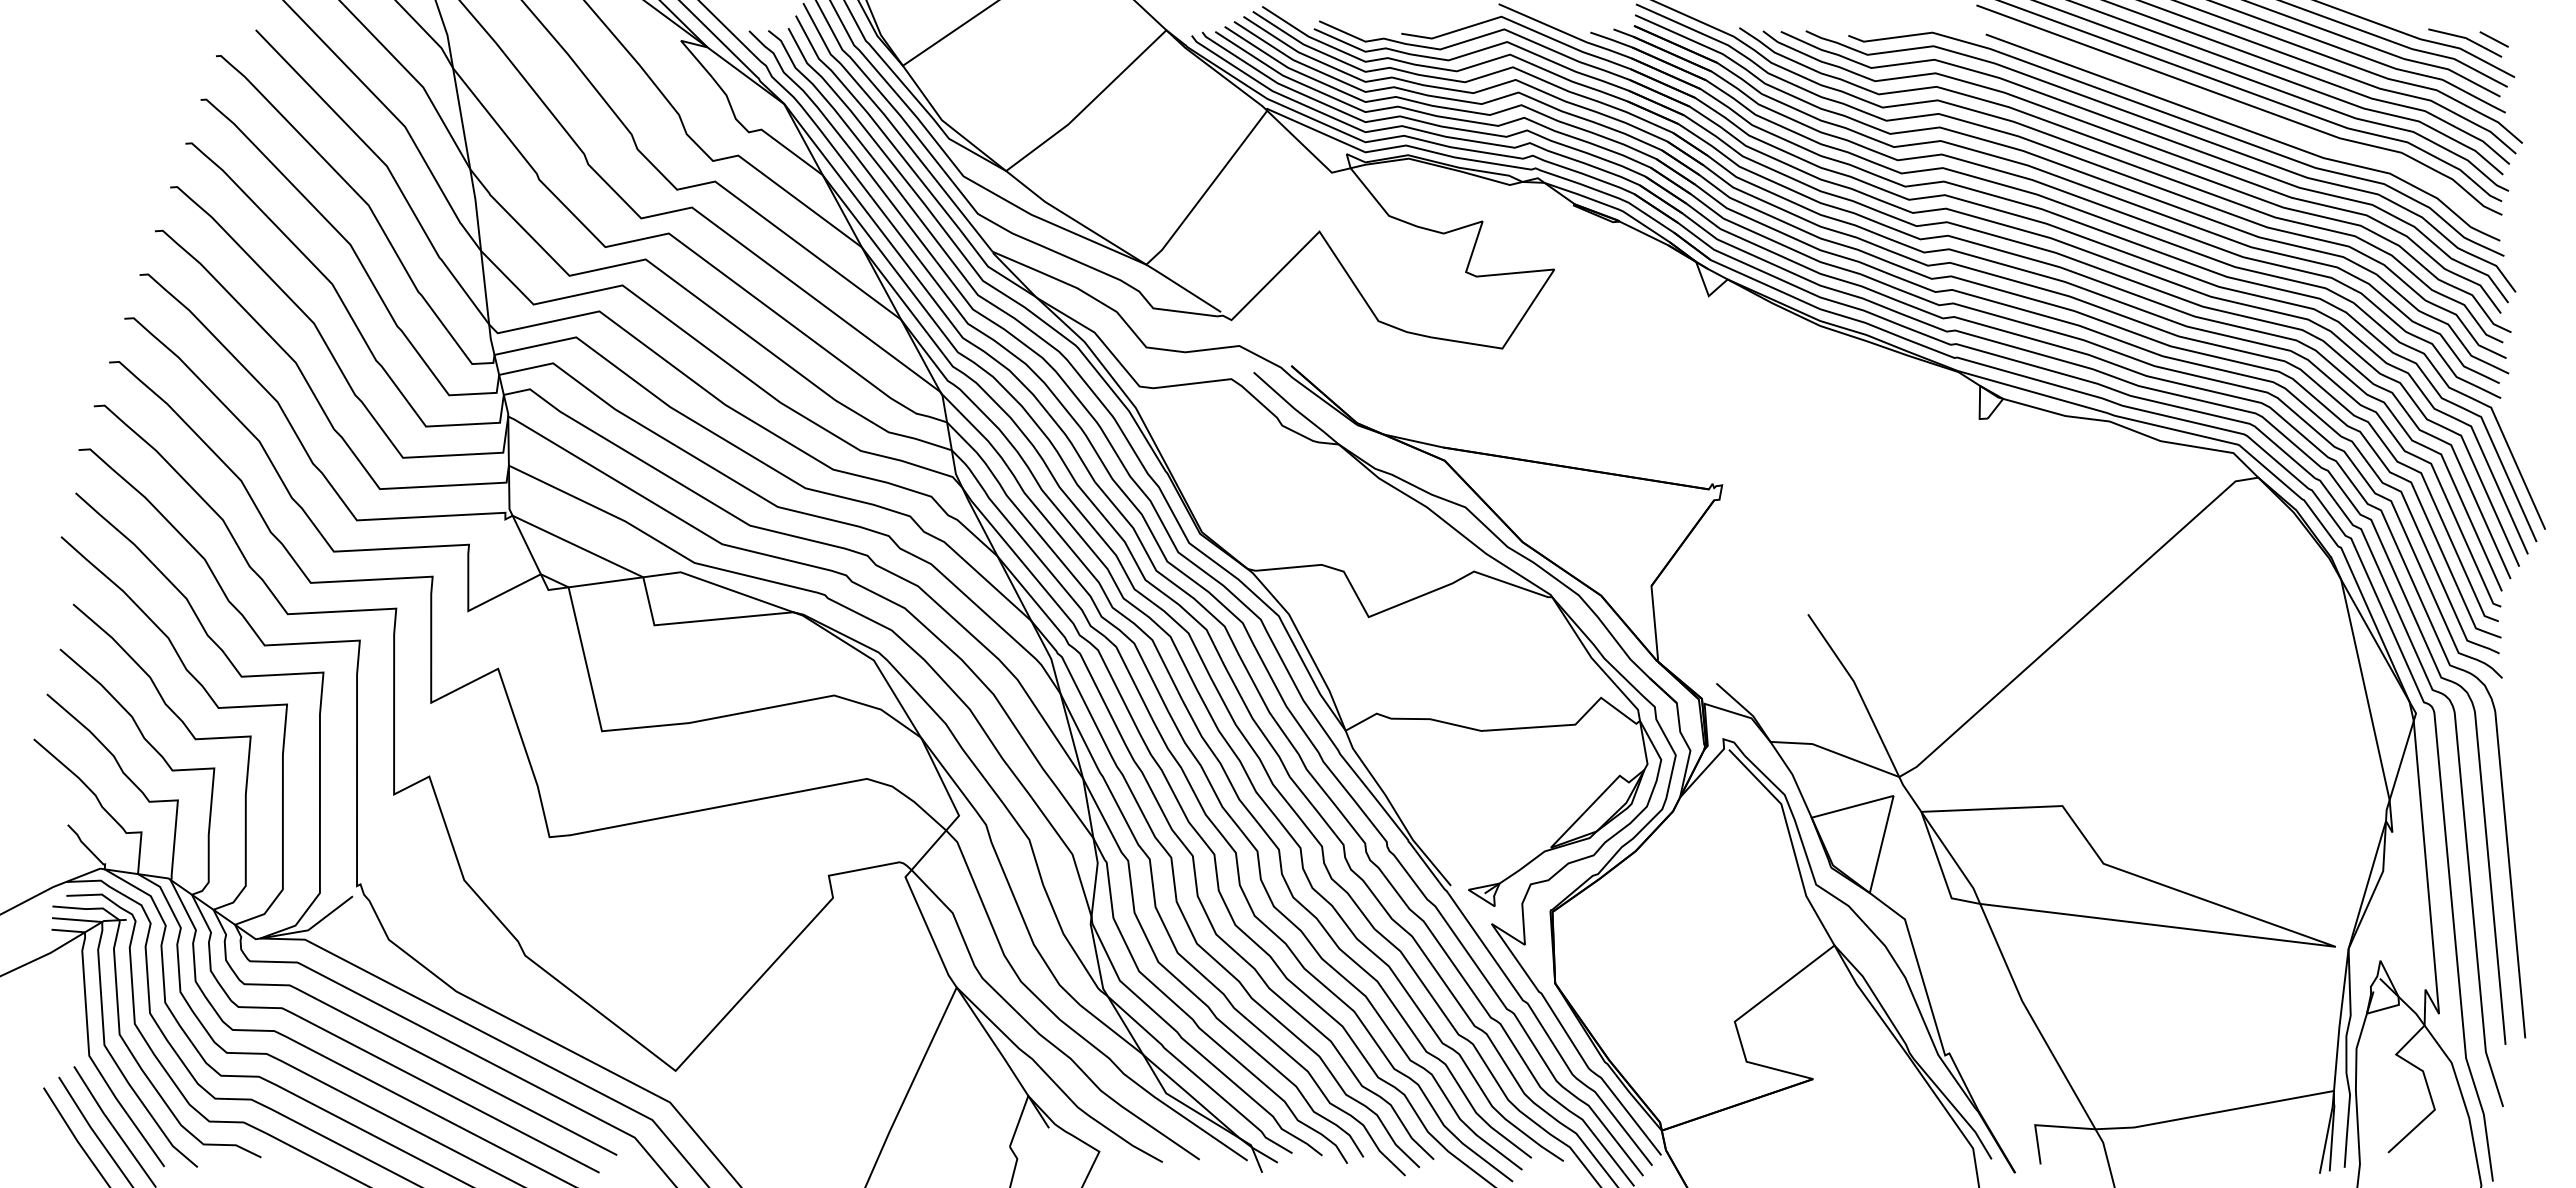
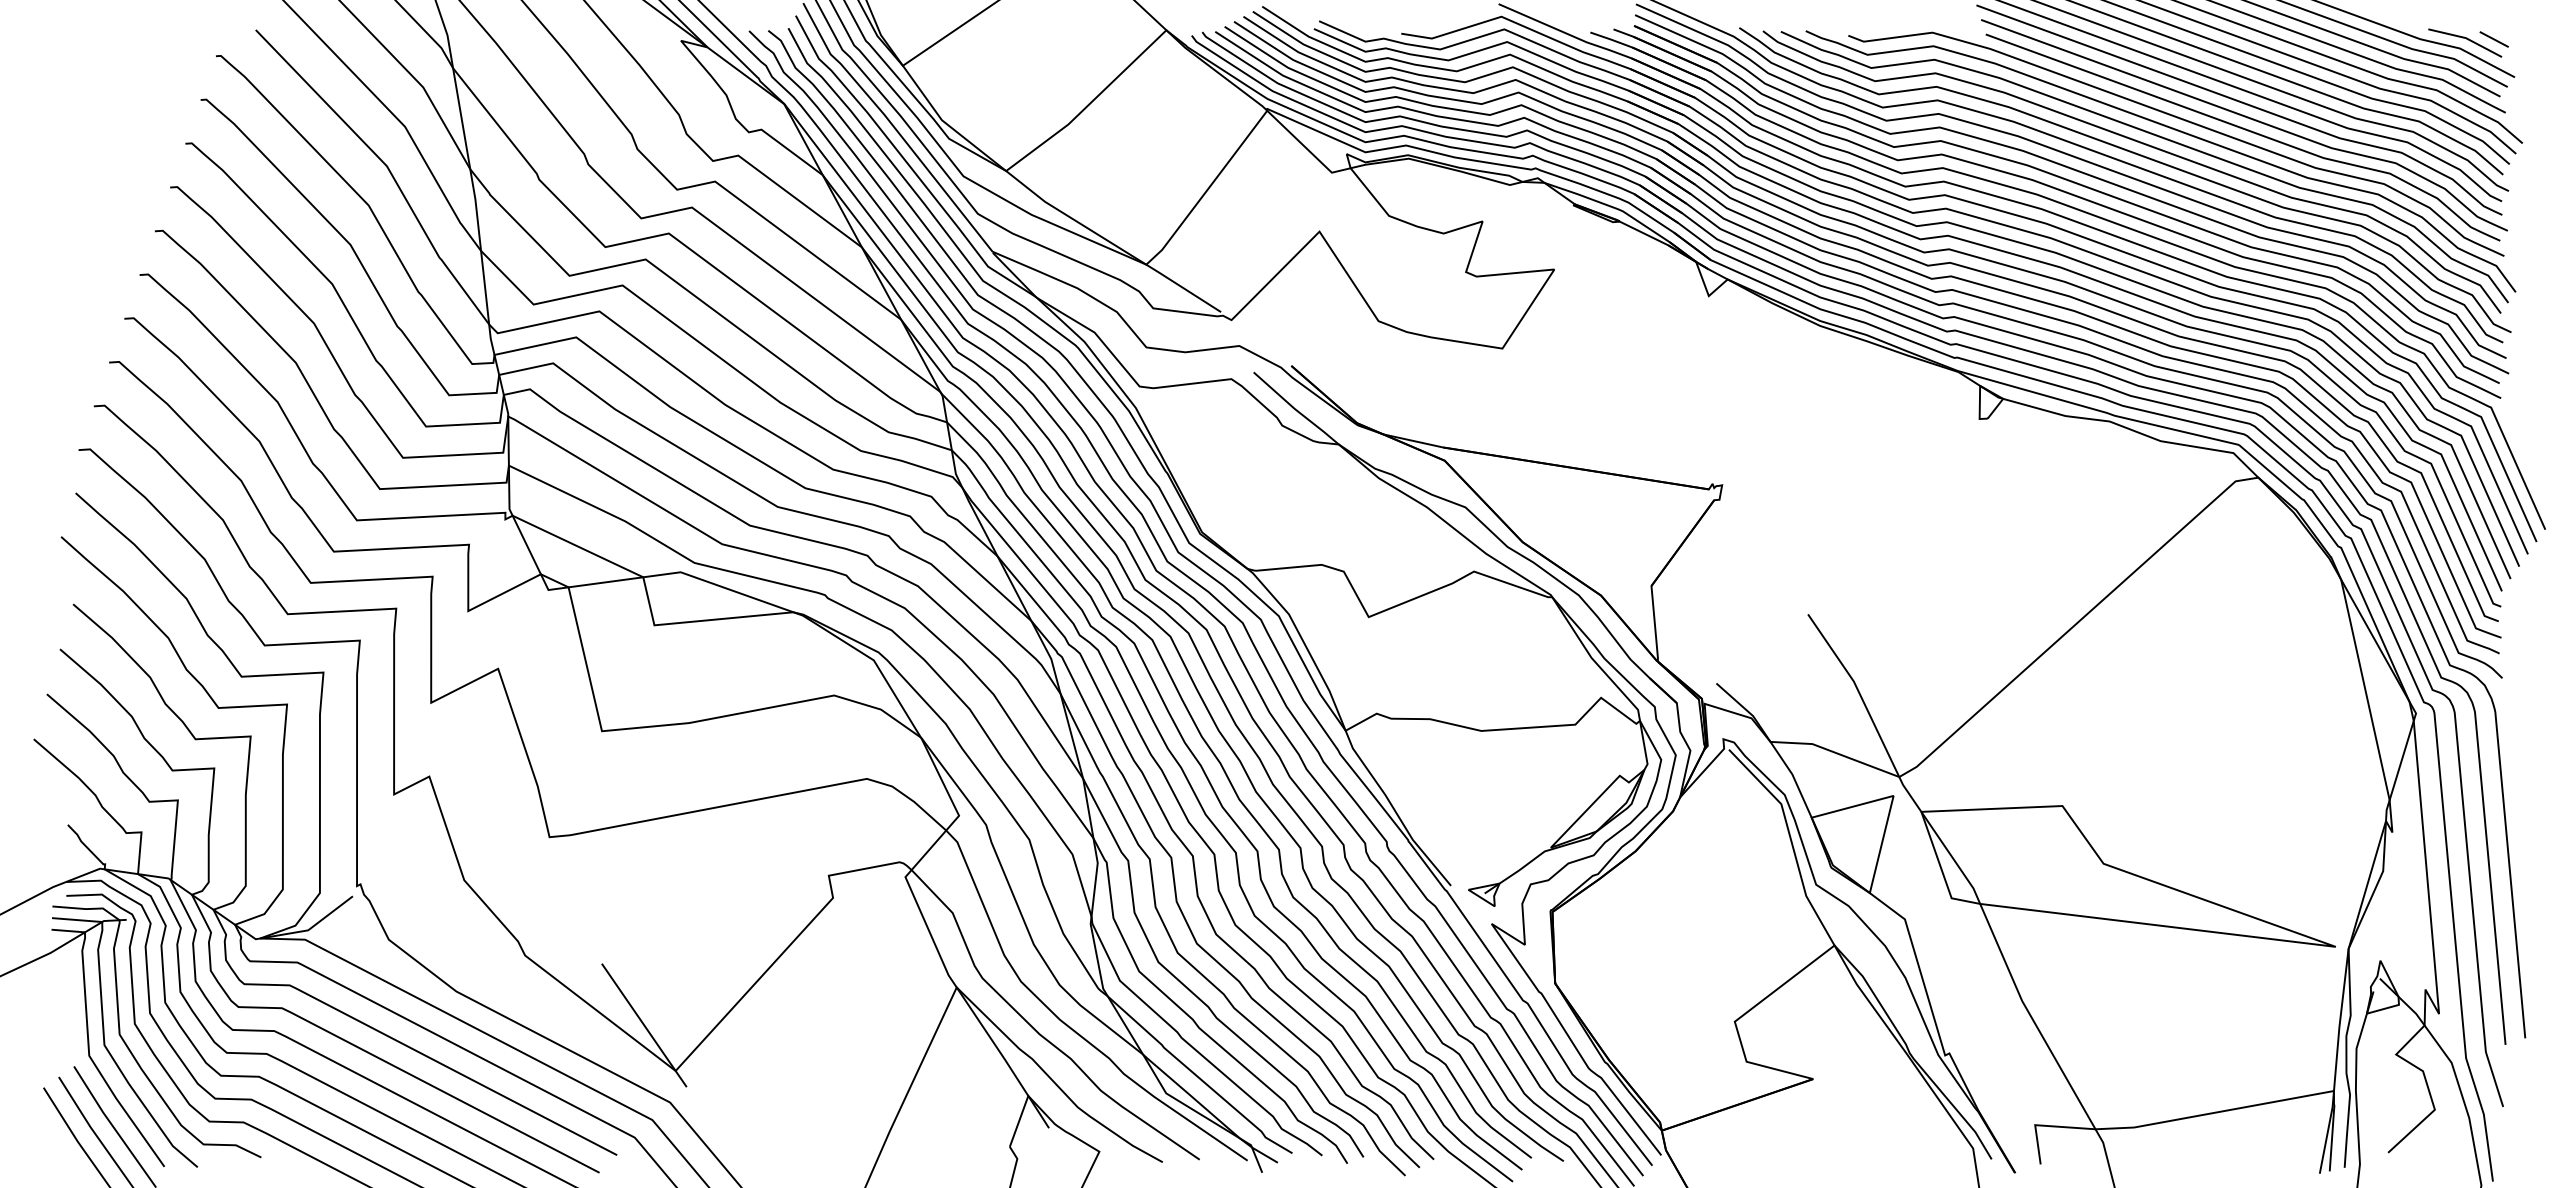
curve: none -> present (2247, 118)
line: none -> present (644, 1025)
